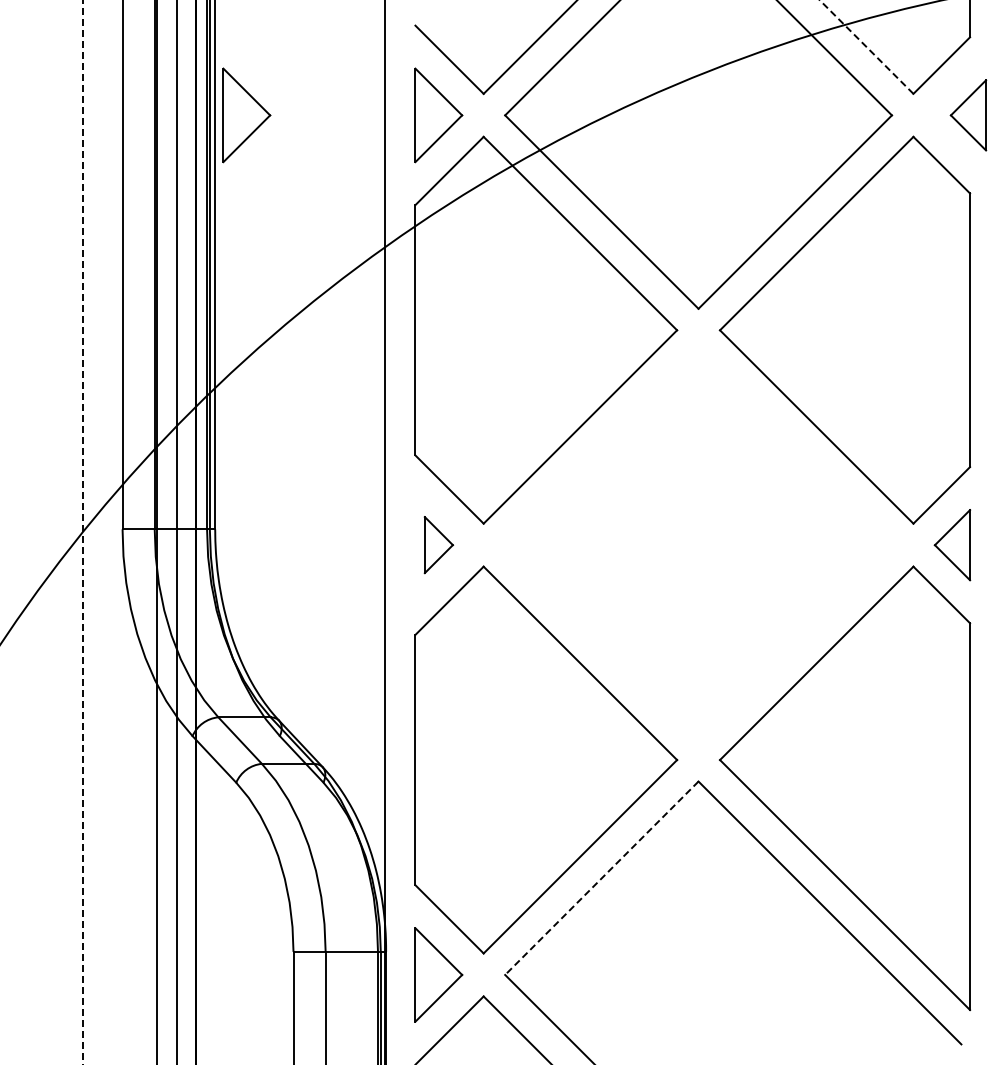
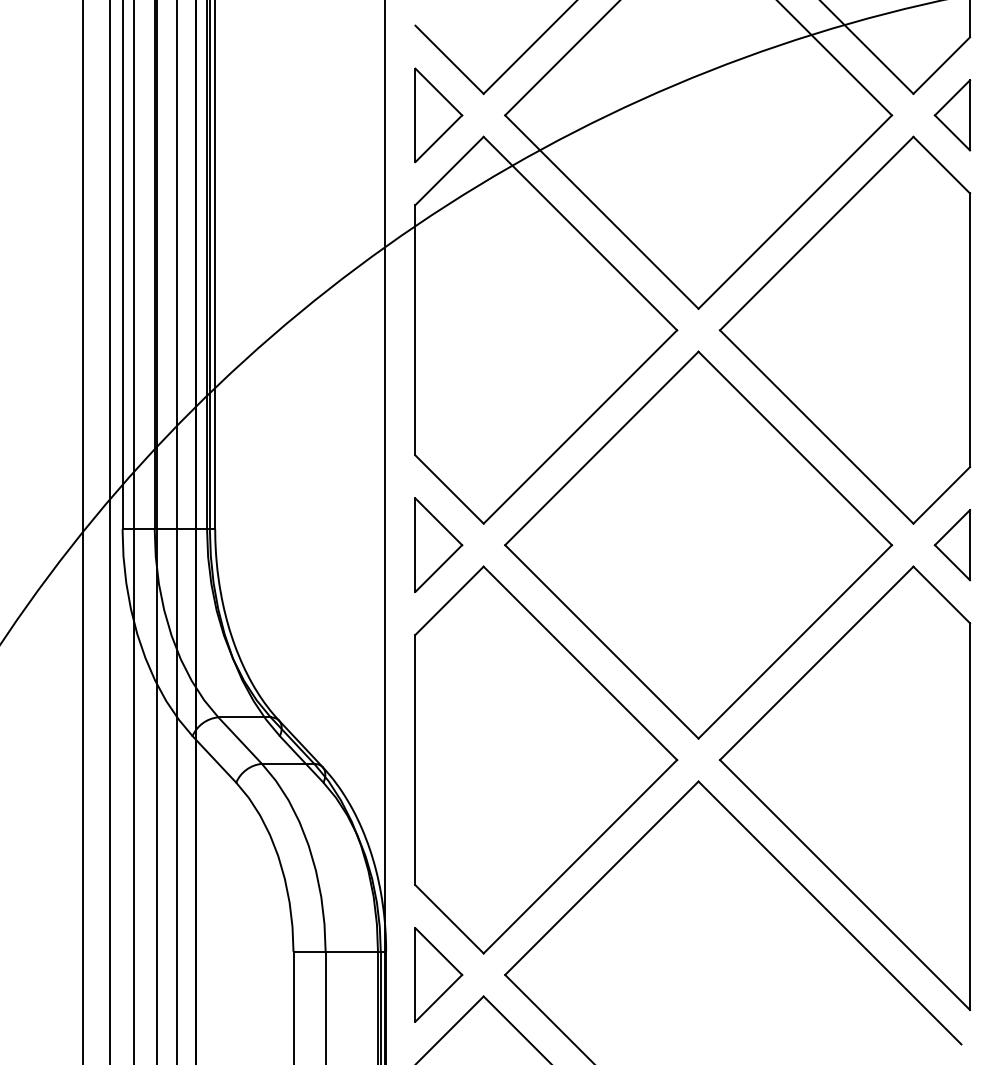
line: dashed -> solid (866, 46)
part: present -> none (246, 115)
part position: (968, 115) -> (952, 115) (952, 115)
line: none -> present (109, 531)
line: none -> present (134, 531)
line: dashed -> solid (83, 532)
part: none -> present (698, 544)
part size: 32x59 px -> 50x96 px (438, 544)
line: dashed -> solid (601, 878)
